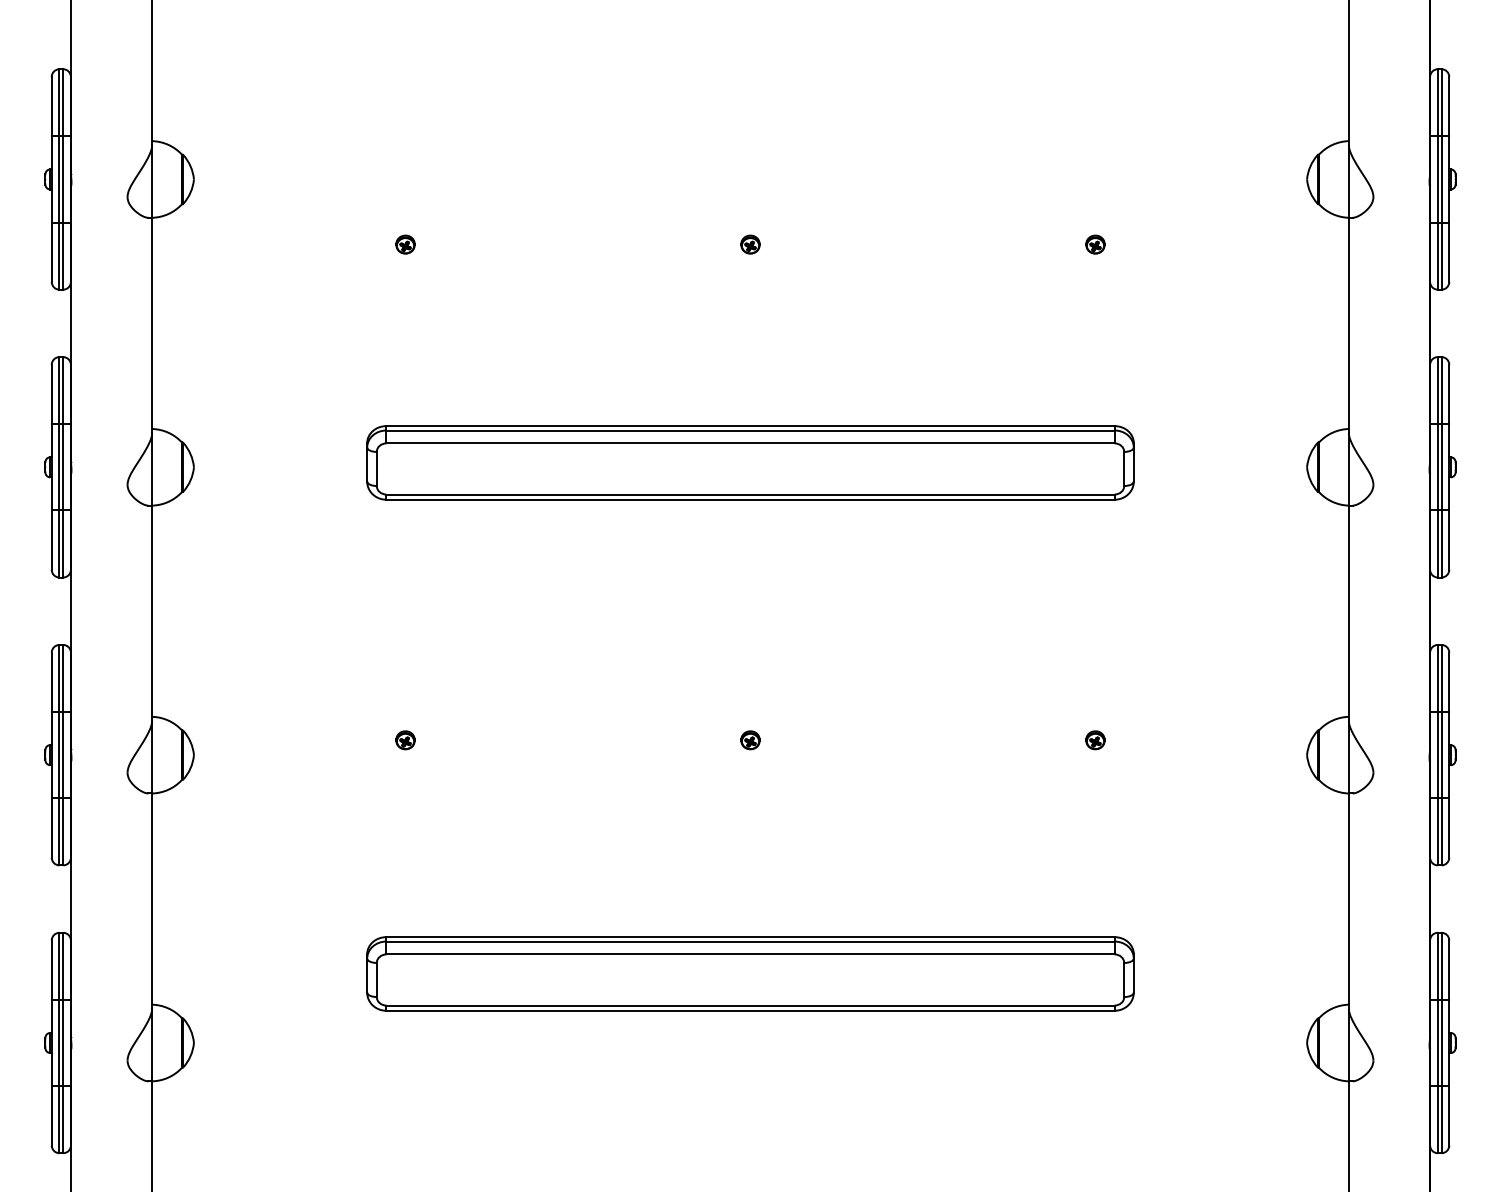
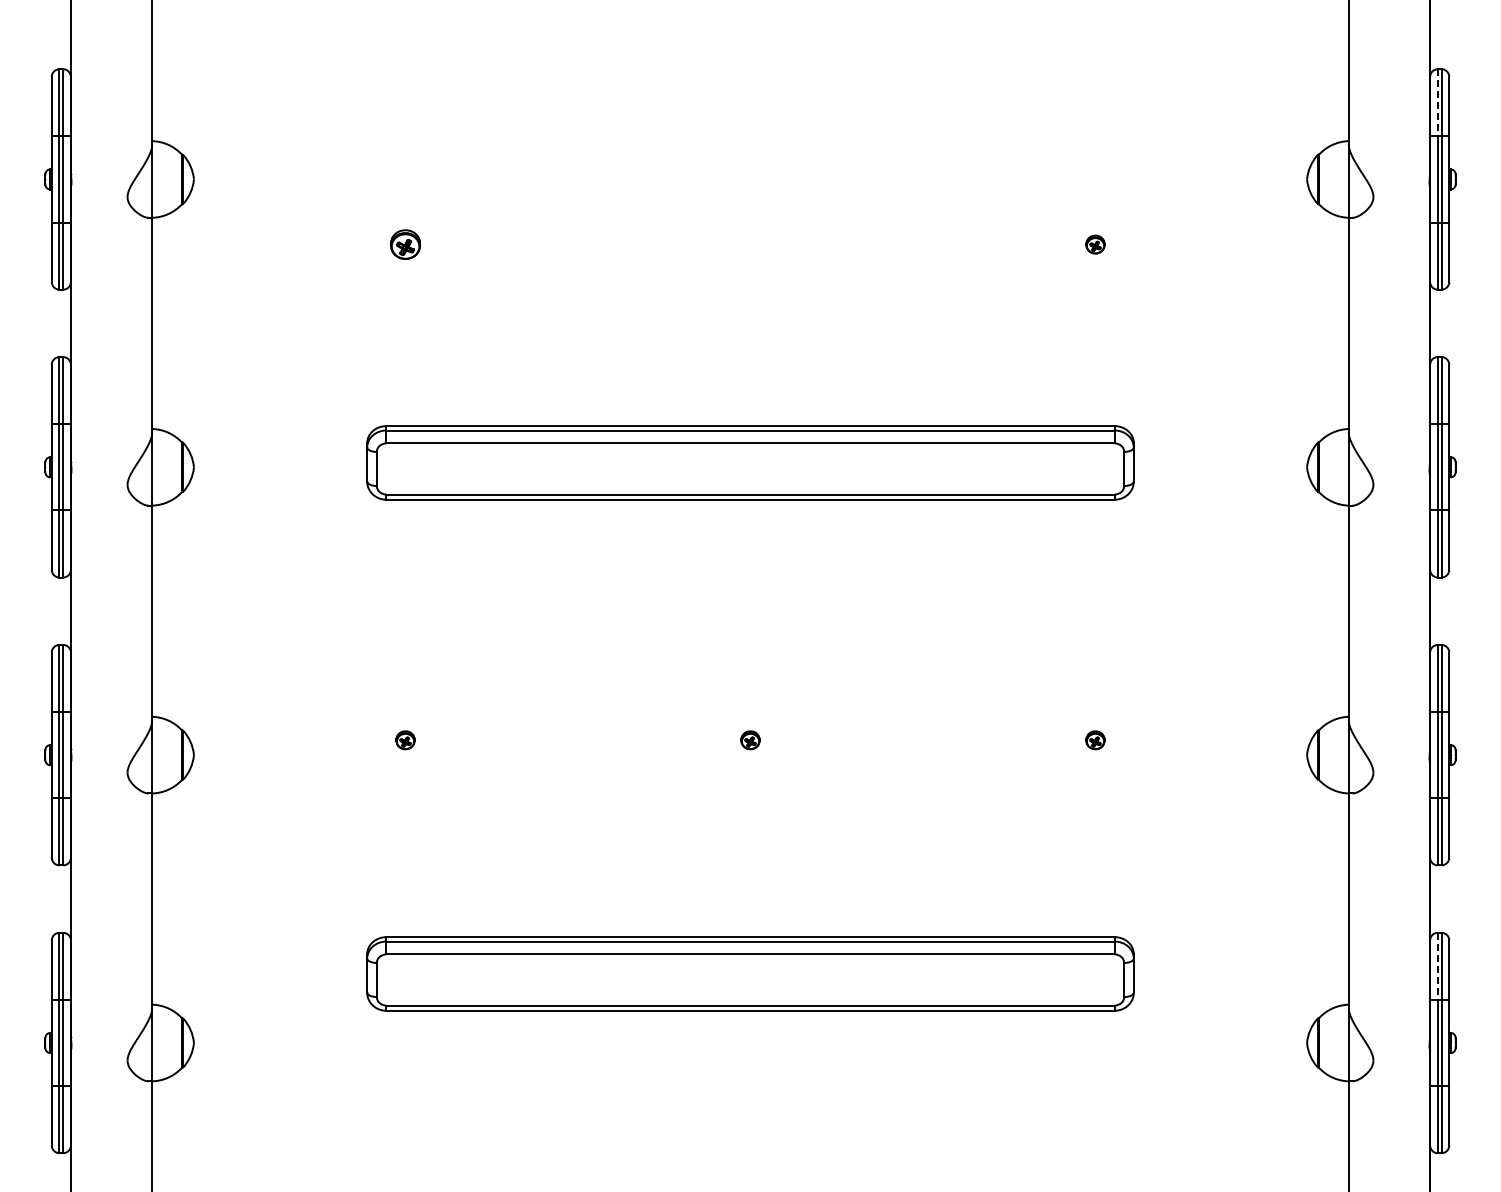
line: solid -> dashed (1437, 102)
part size: 21x21 px -> 31x31 px (405, 244)
part: present -> none (750, 244)
line: solid -> dashed (1437, 966)
